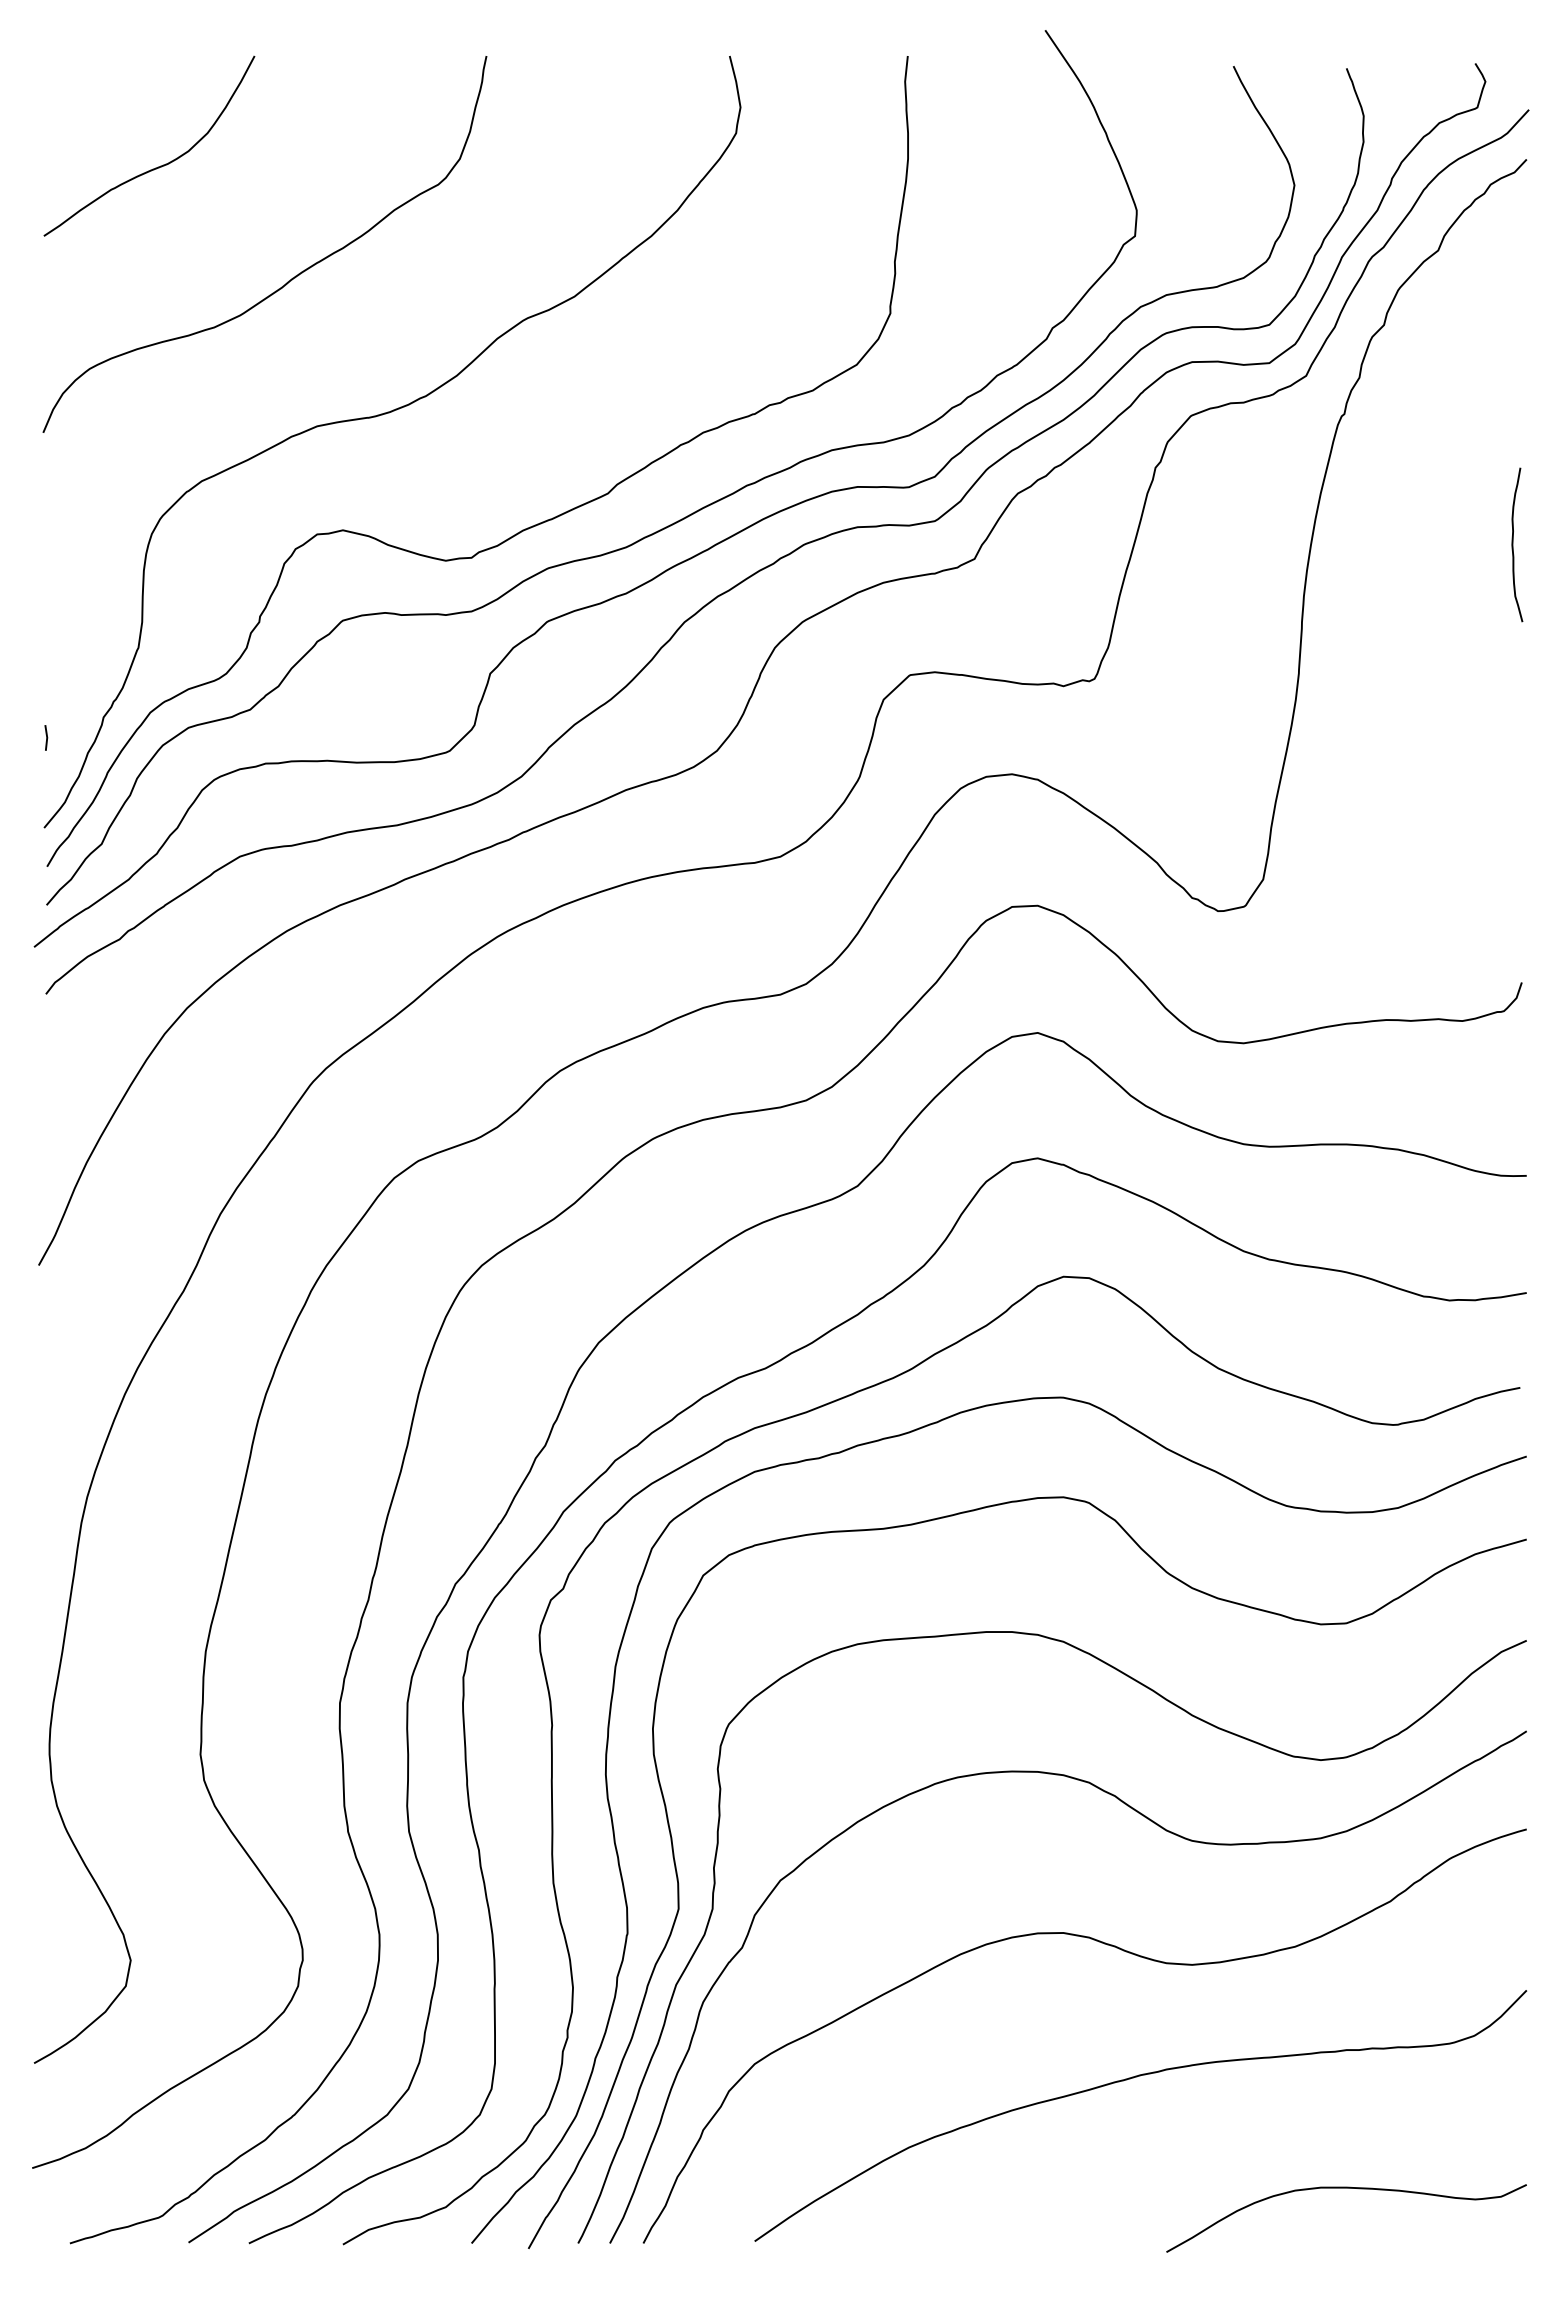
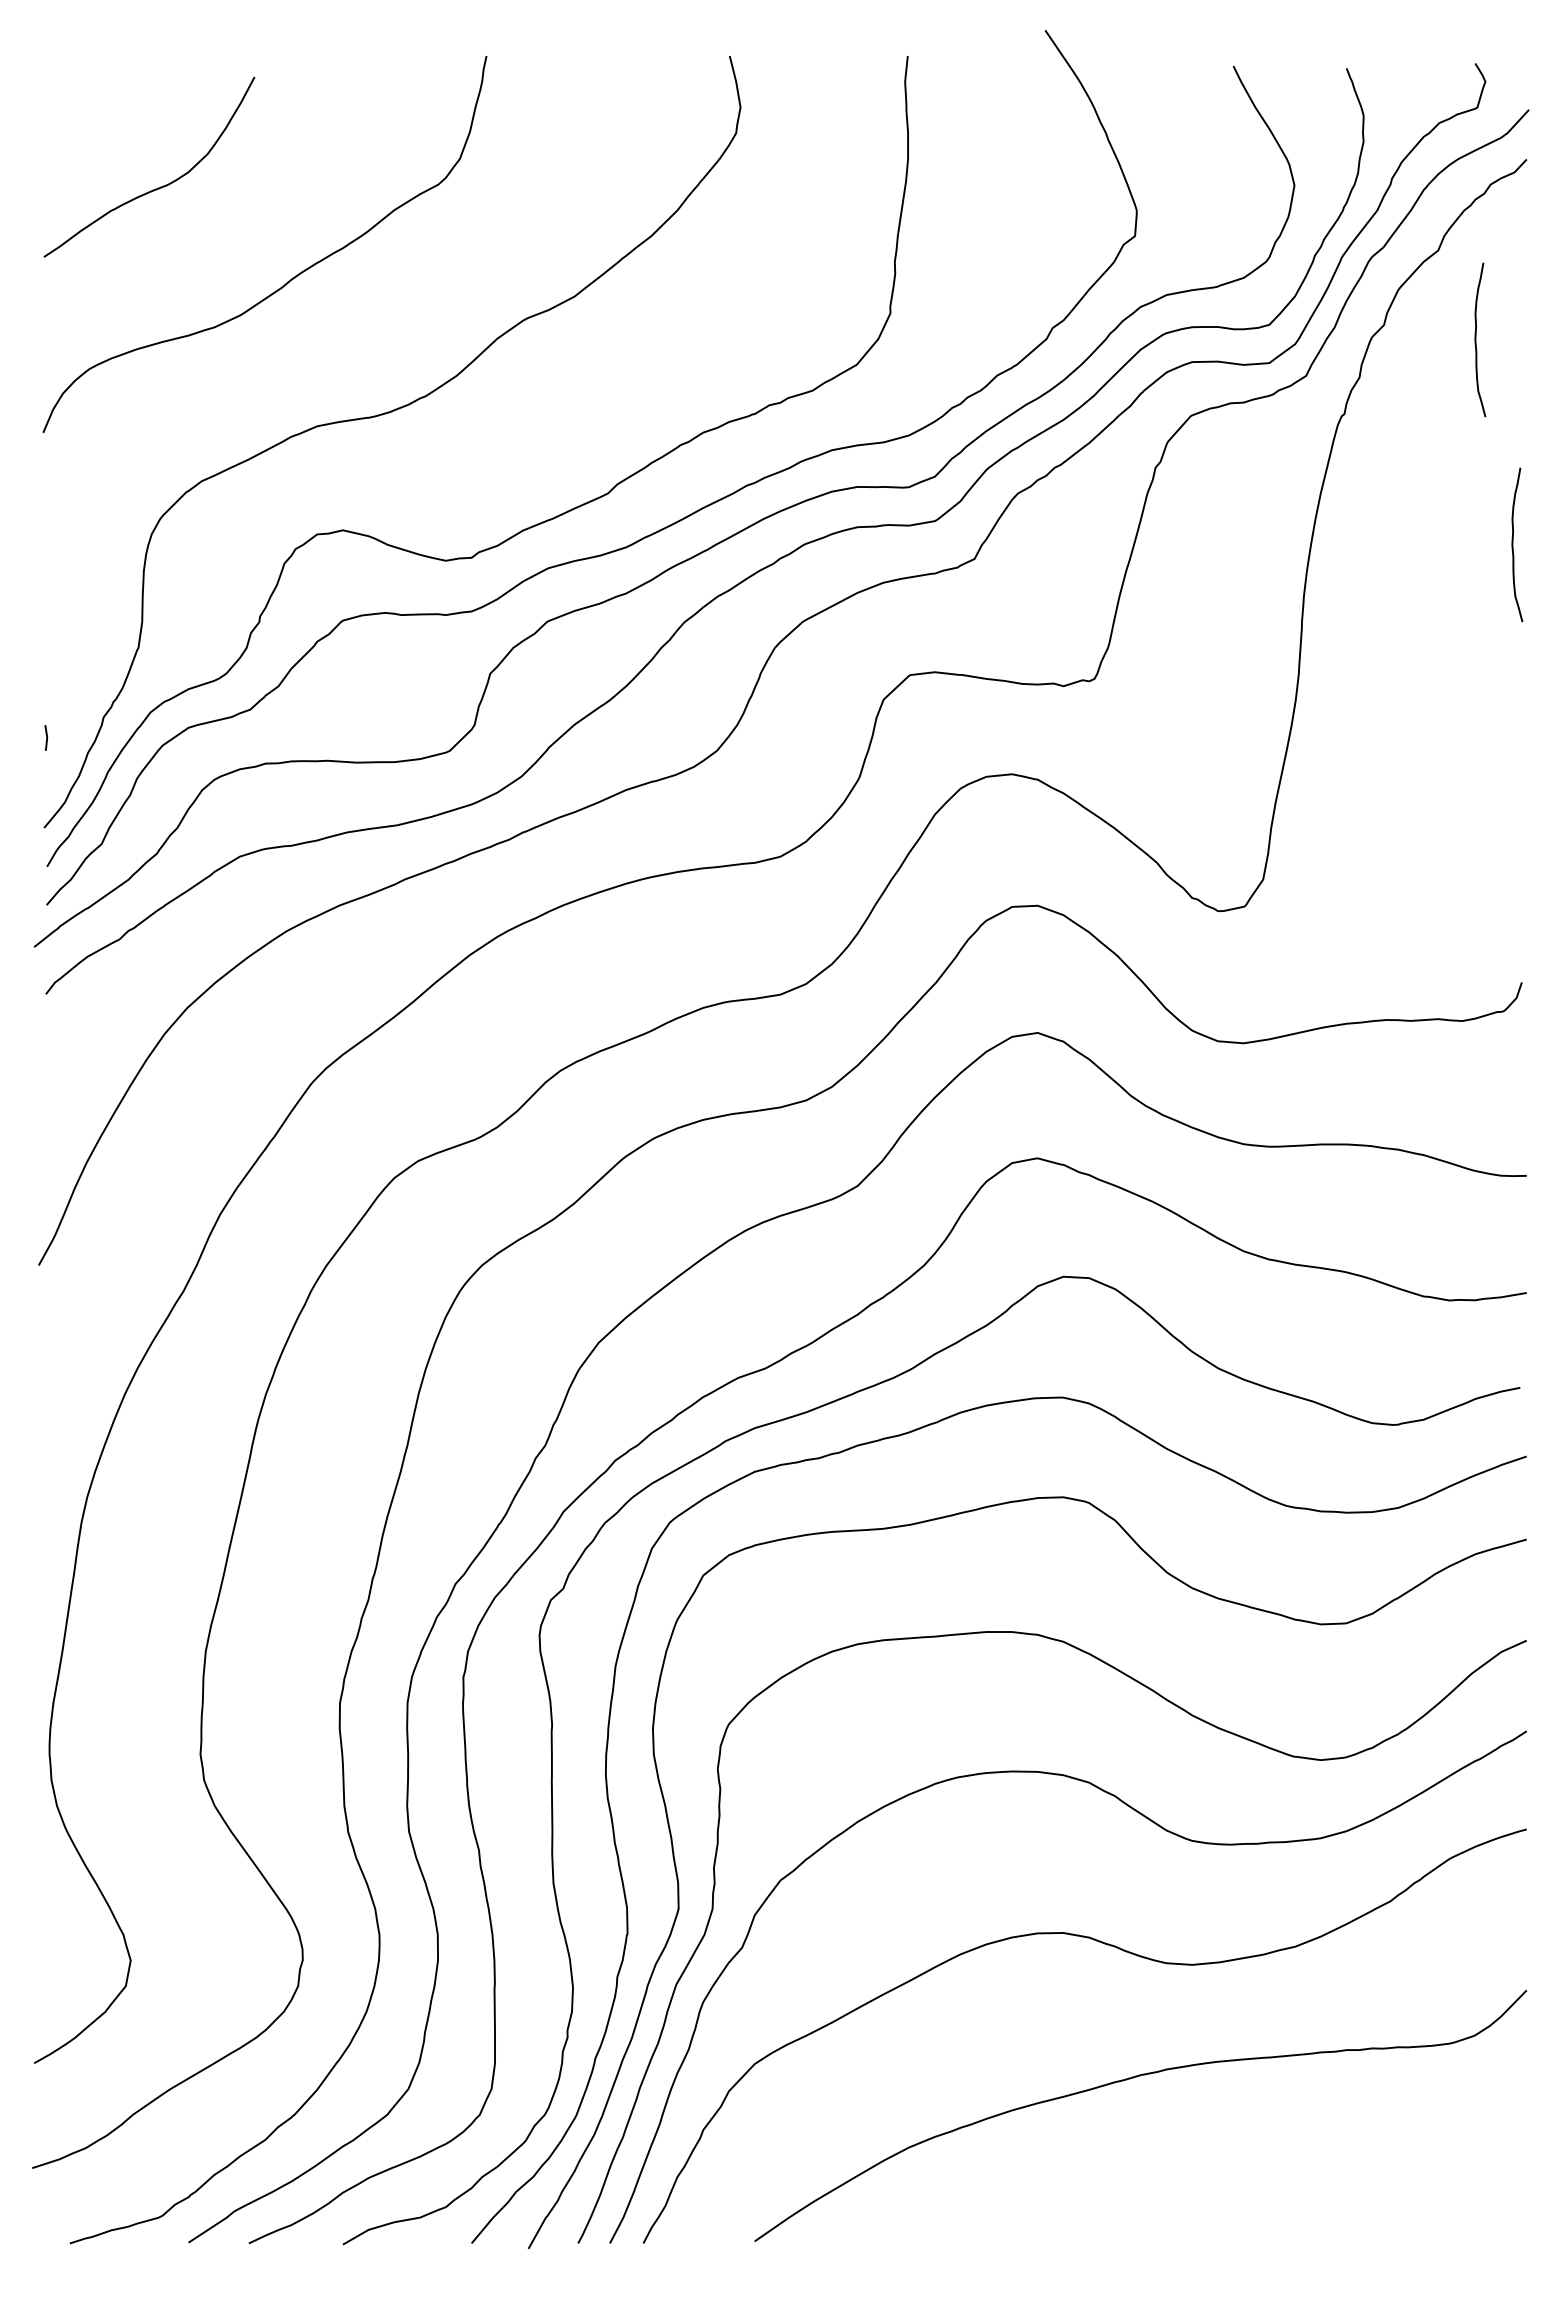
curve position: (155, 167) -> (155, 188) (155, 188)
curve: none -> present (1476, 339)
curve: present -> none (1346, 2188)
